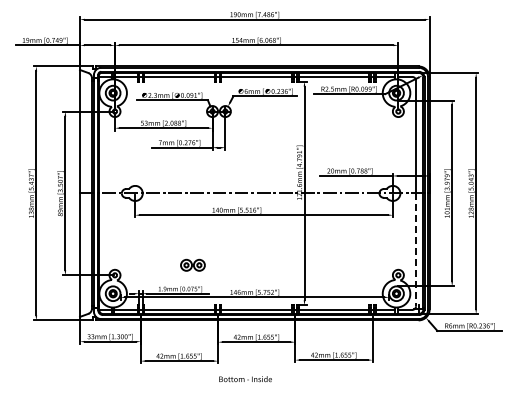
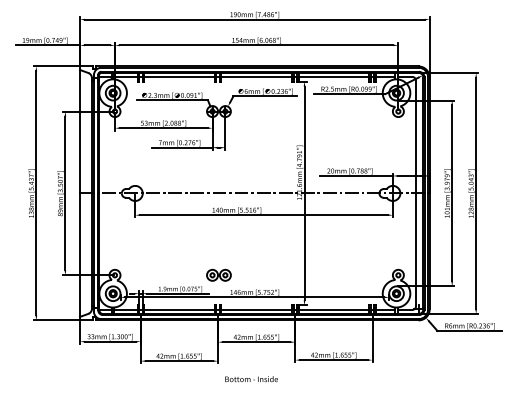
line: dashed -> solid (416, 250)
part position: (192, 264) -> (218, 274) (218, 274)
text position: (245, 379) -> (251, 379) (251, 379)
